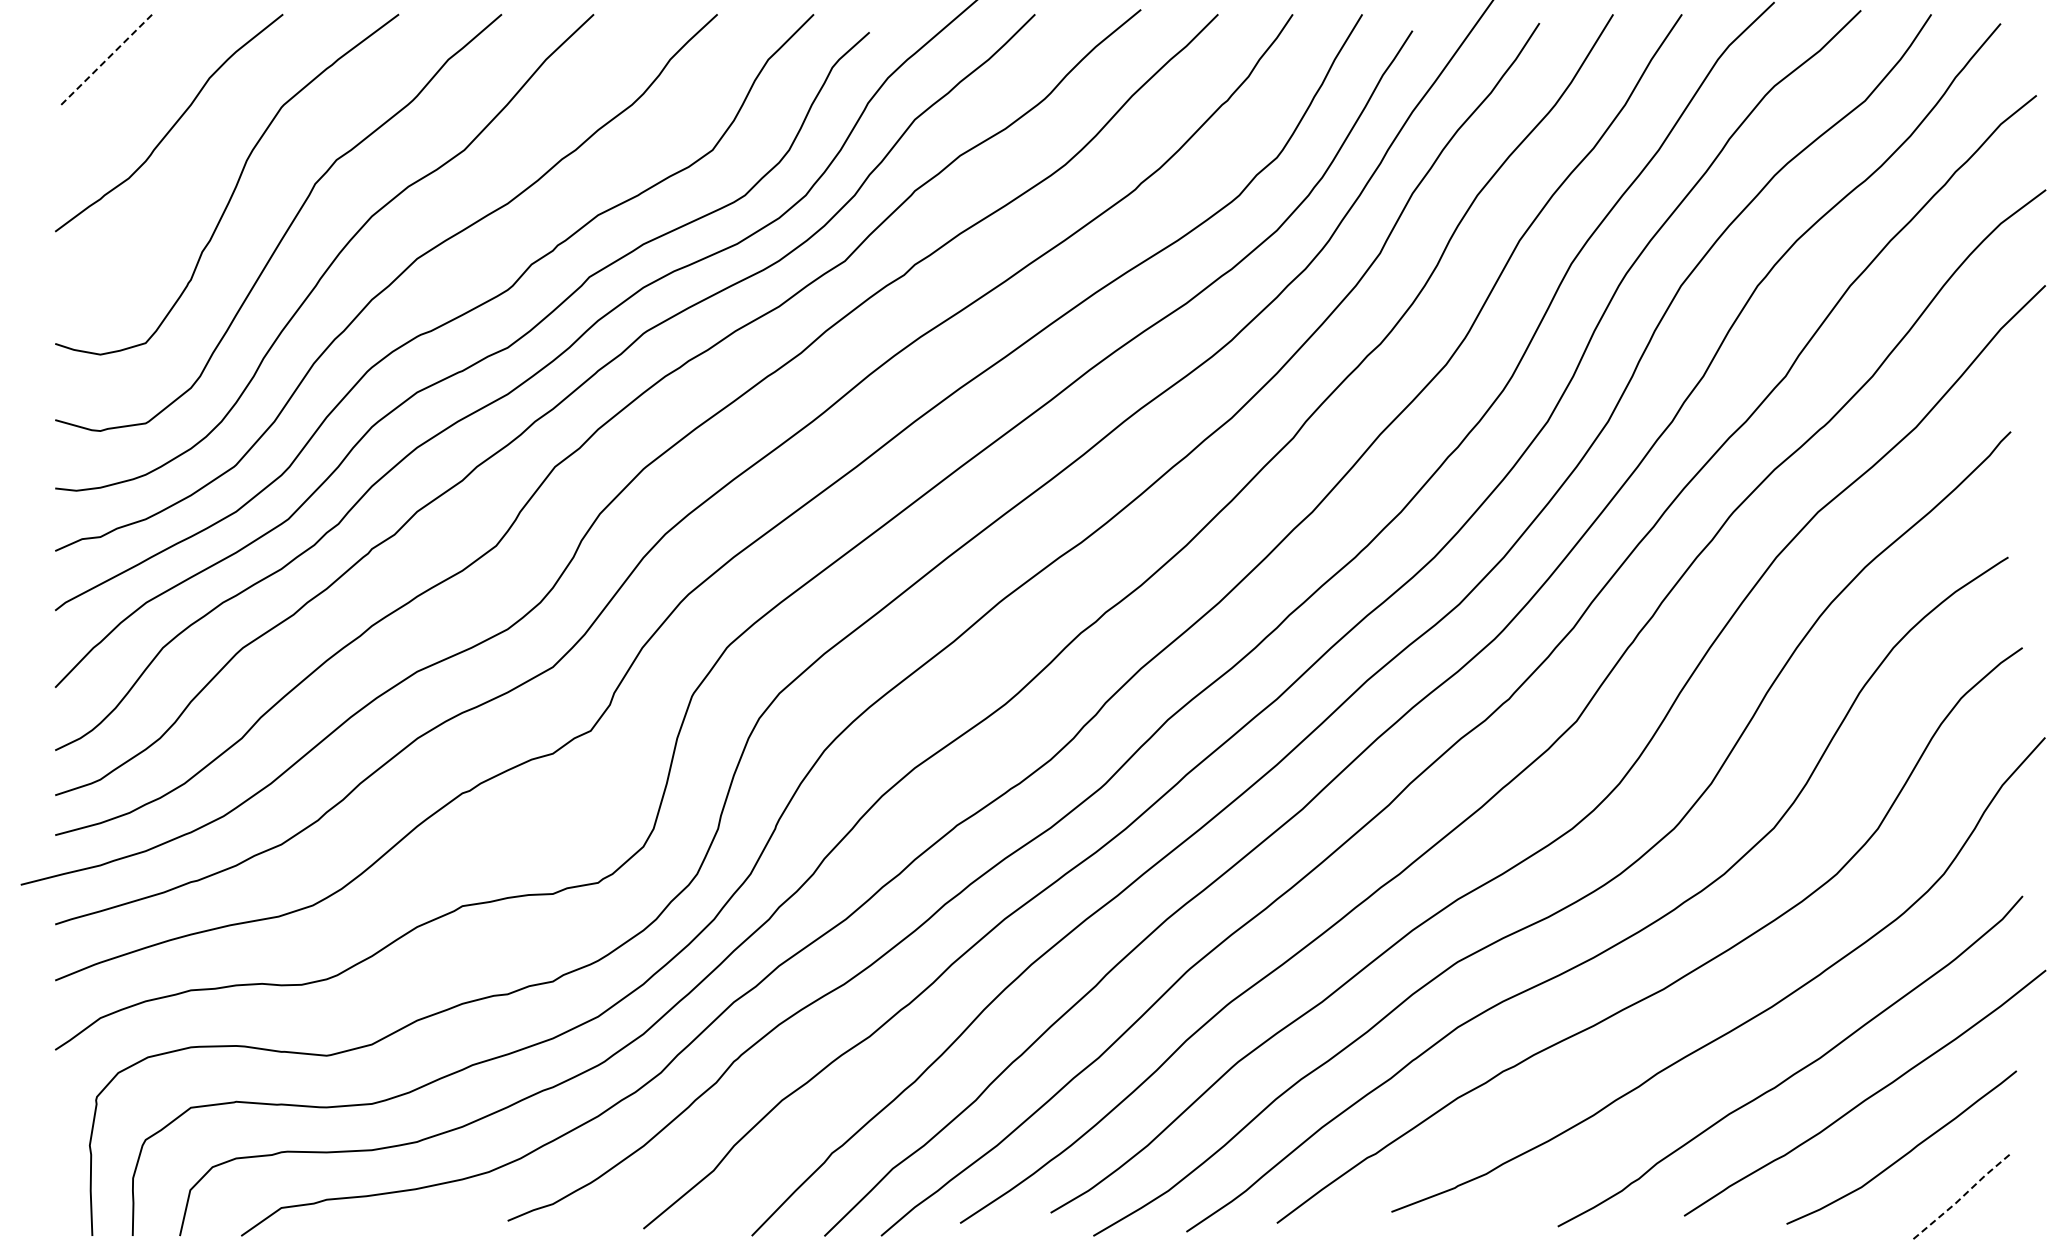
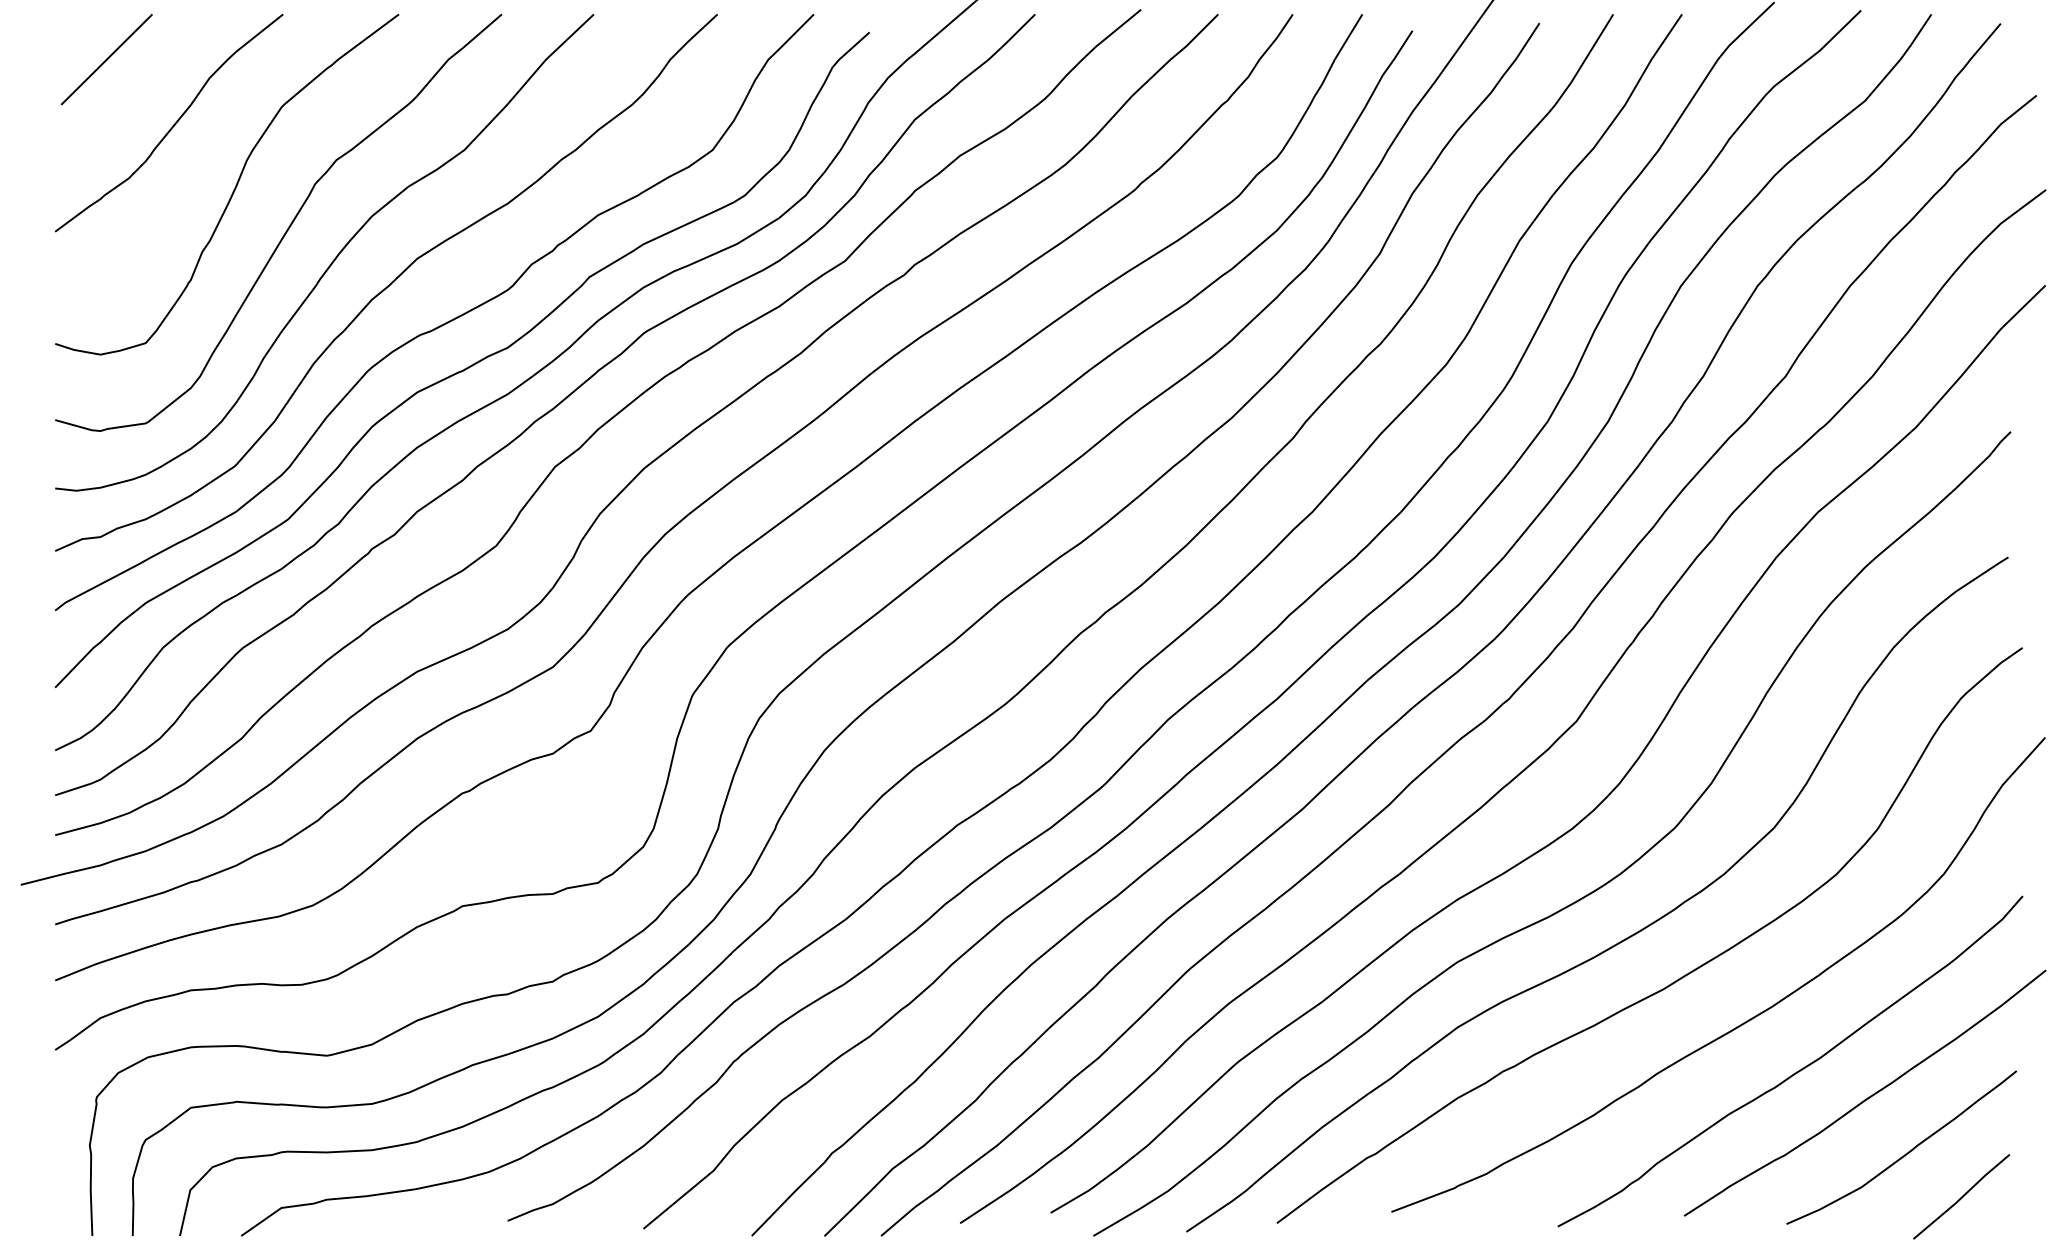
line: dashed -> solid (107, 59)
line: dashed -> solid (1962, 1197)
